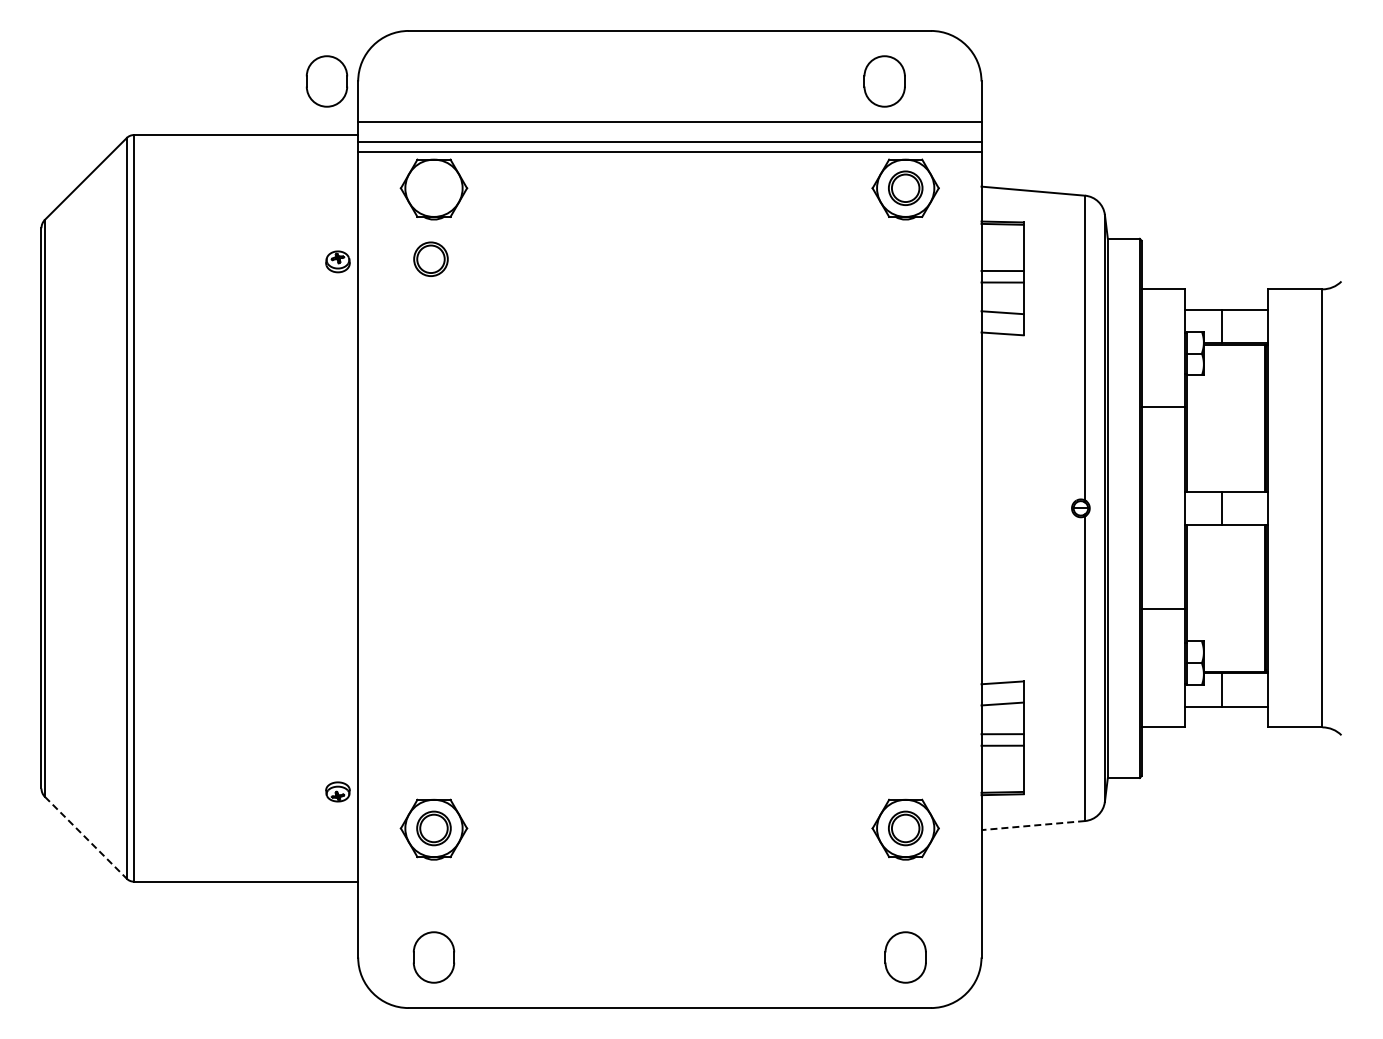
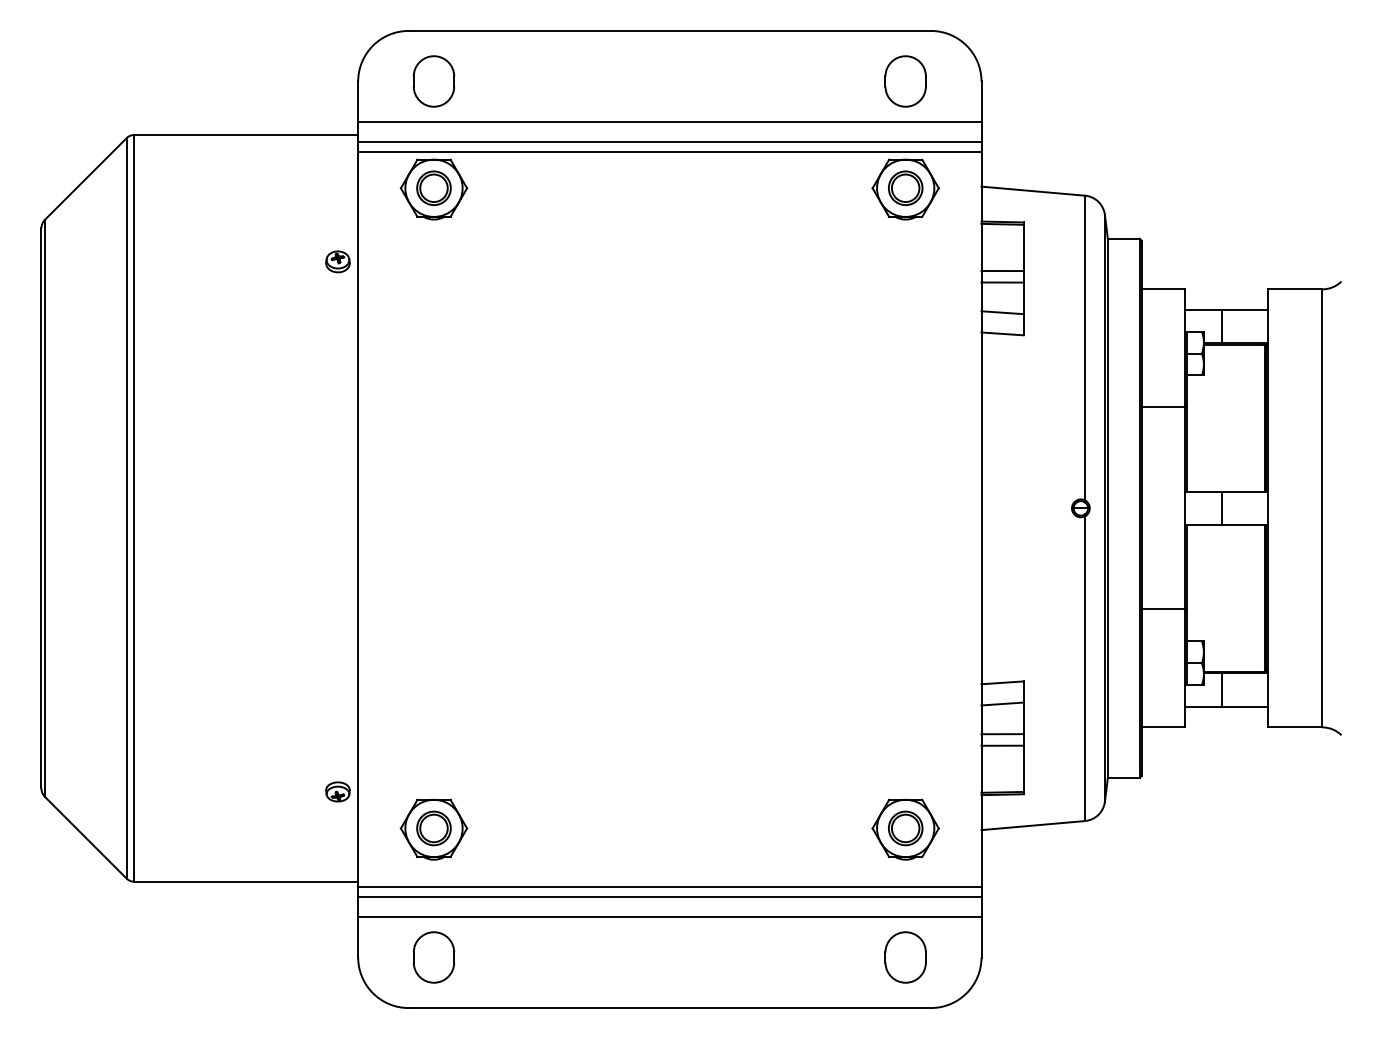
part position: (326, 81) -> (433, 81) (433, 81)
part position: (884, 81) -> (905, 81) (905, 81)
part position: (430, 258) -> (433, 187) (433, 187)
line: dashed -> solid (1033, 825)
line: dashed -> solid (85, 837)
line: none -> present (669, 886)
line: none -> present (669, 896)
line: none -> present (669, 917)
